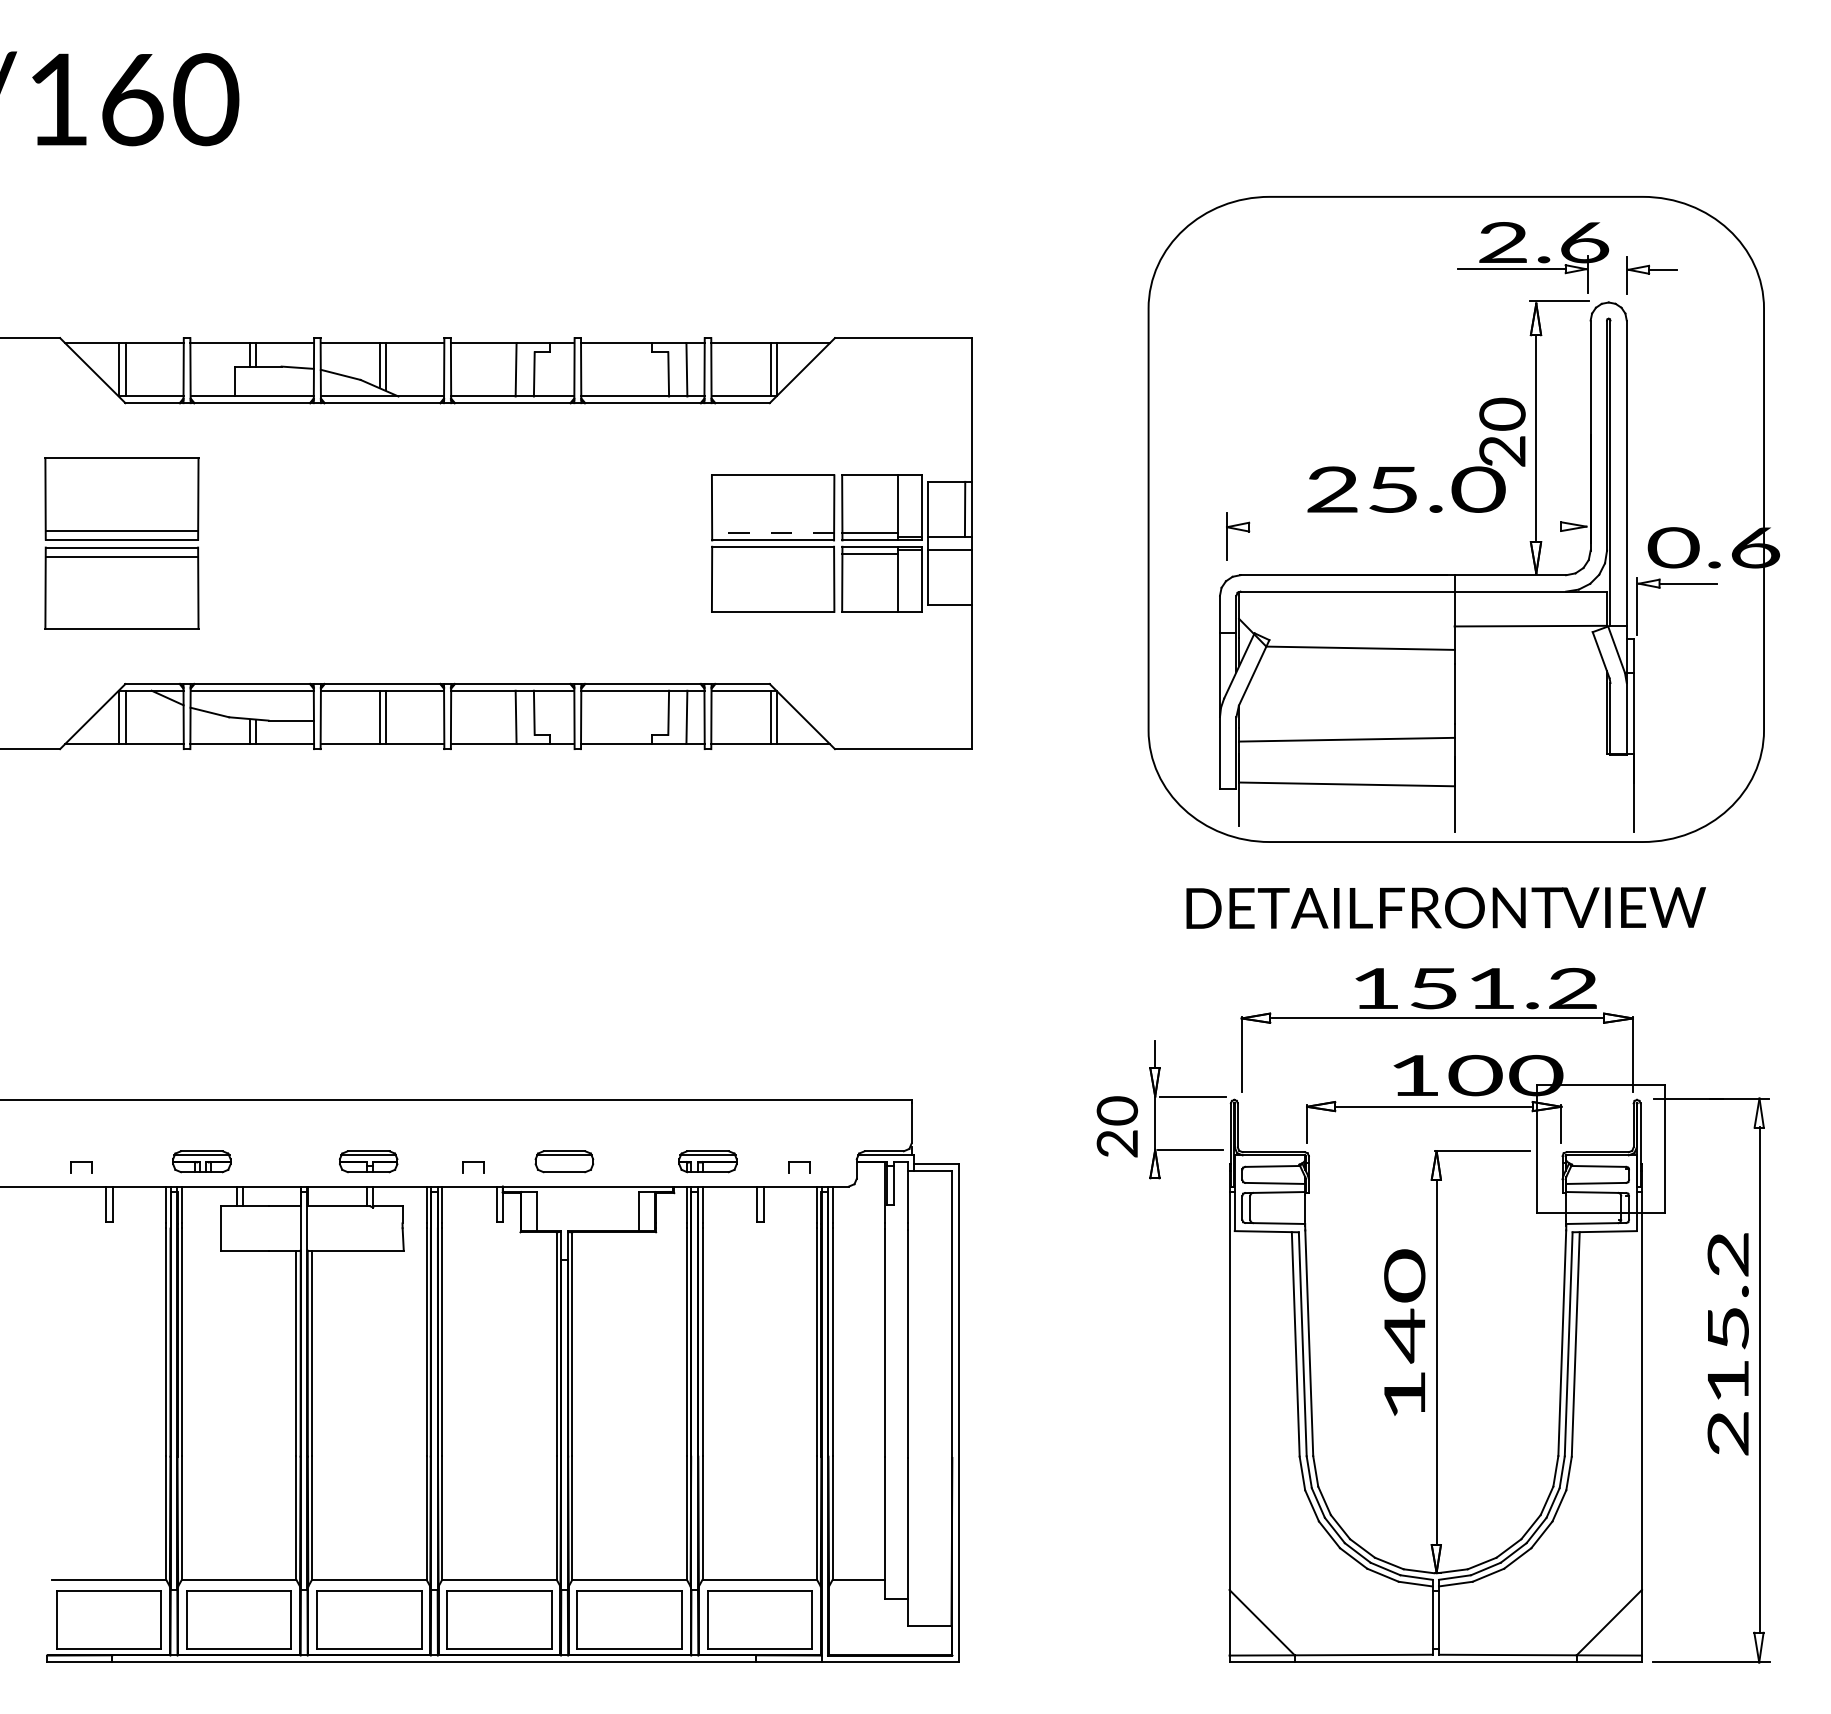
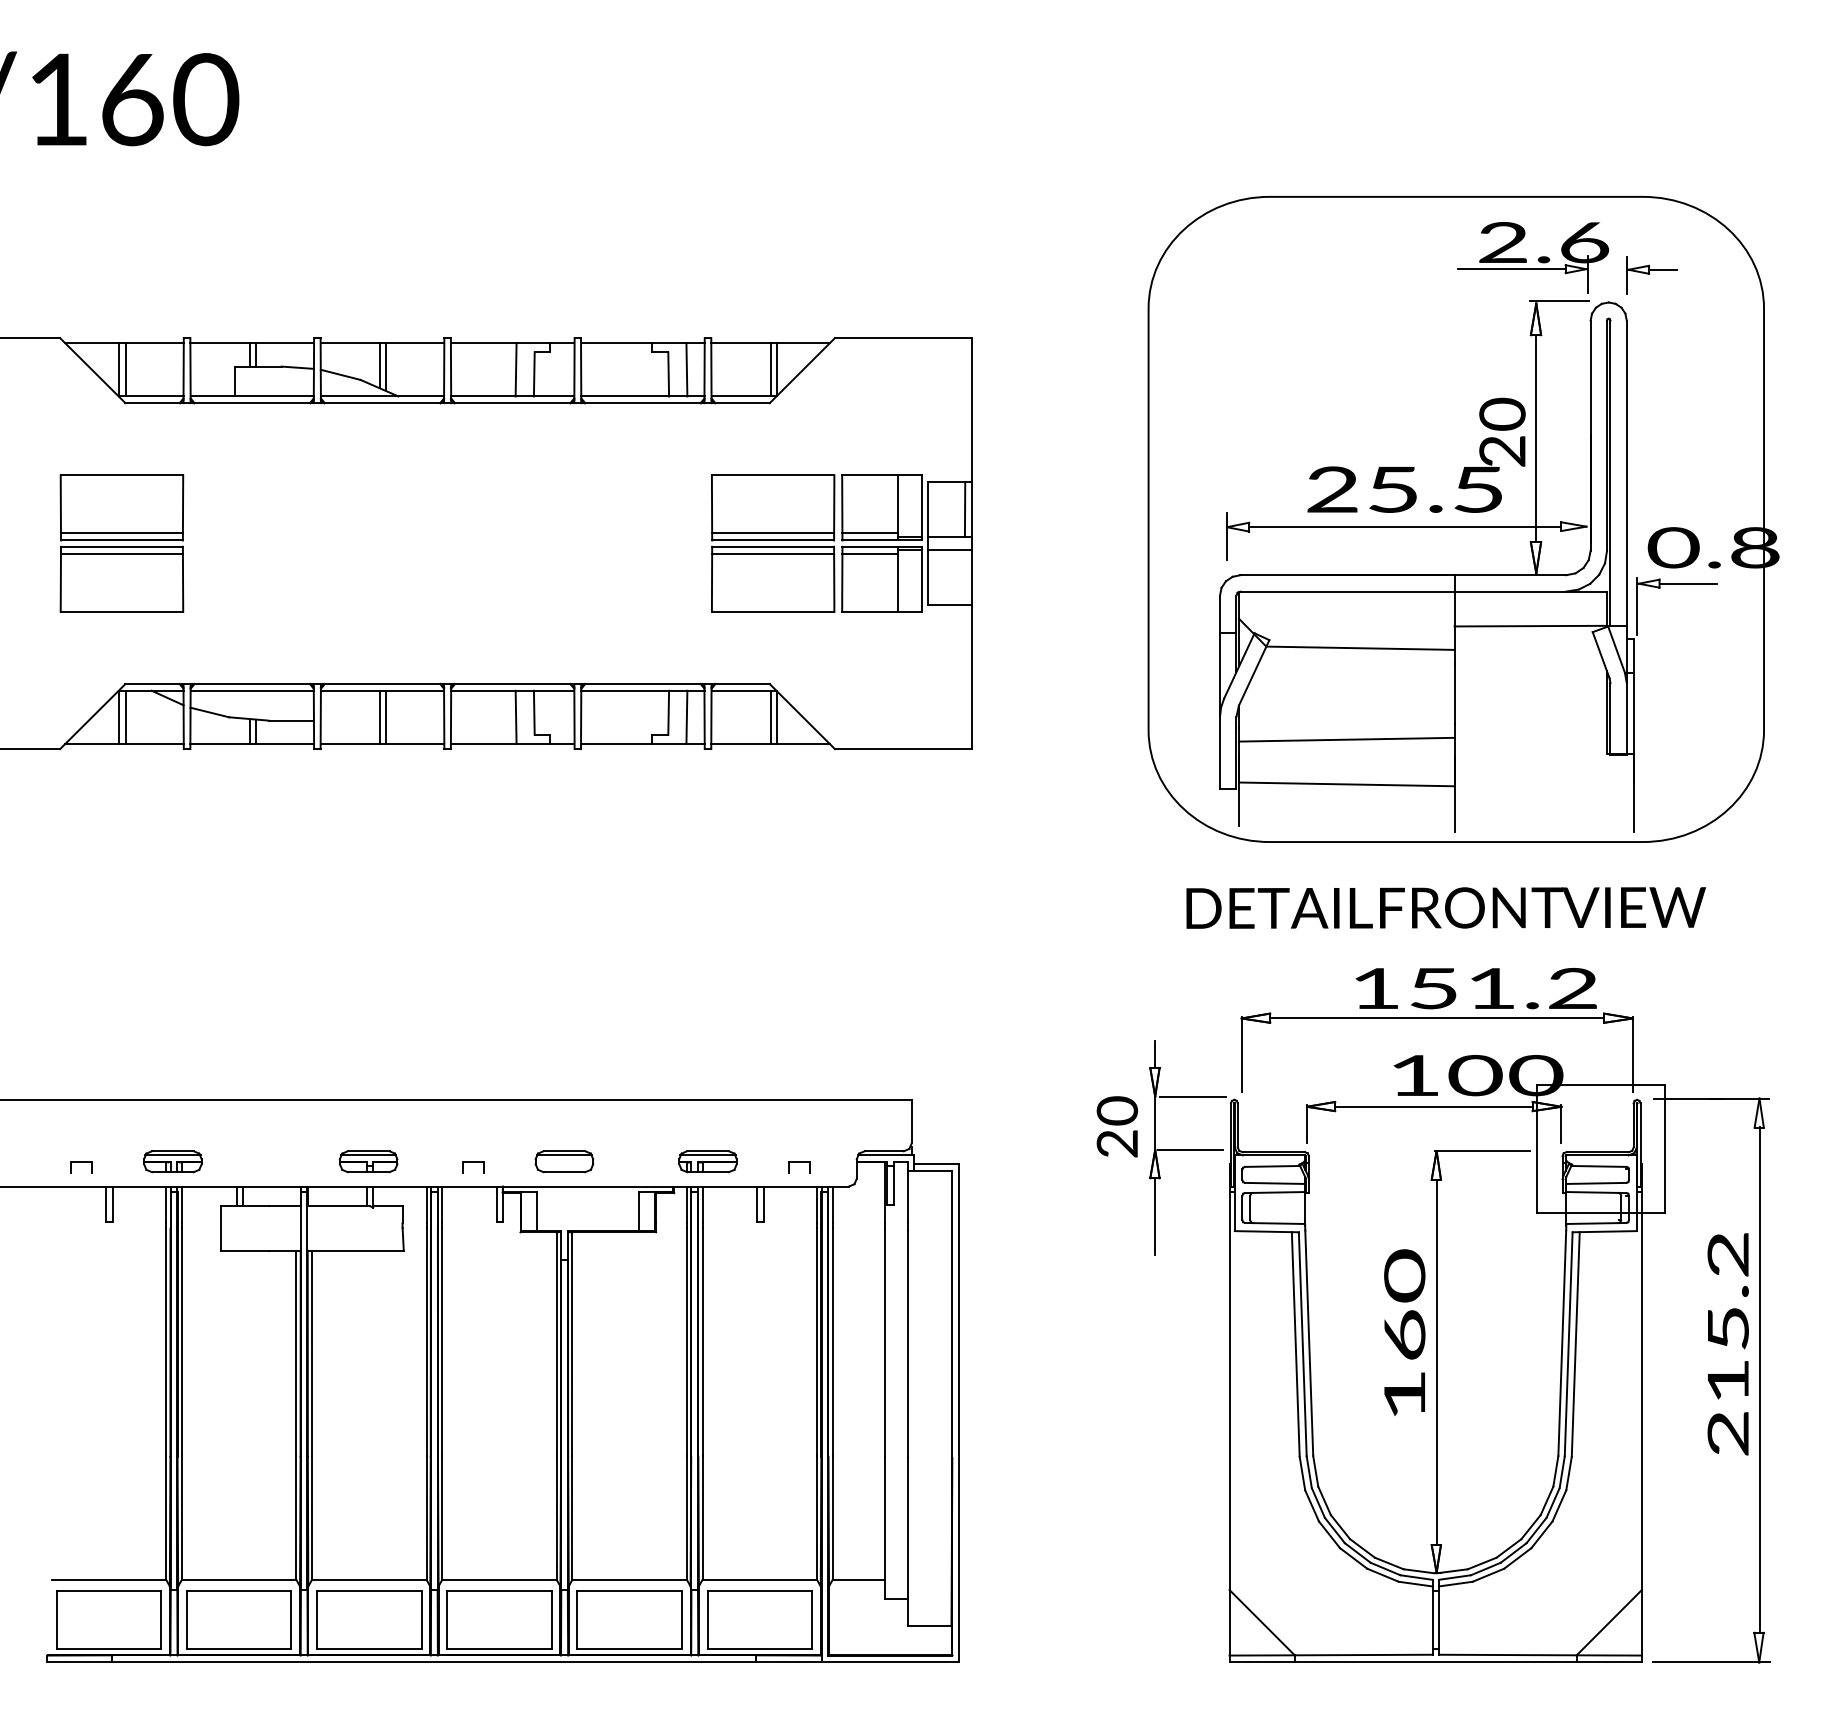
text: 25.0 -> 25.5 (1478, 489)
line: none -> present (1404, 526)
line: dashed -> solid (773, 533)
part size: 156x173 px -> 126x139 px (121, 543)
text: 0.6 -> 0.8 (1755, 547)
line: none -> present (773, 553)
part position: (201, 1161) -> (172, 1161) (172, 1161)
line: none -> present (1155, 1216)
text: 140 -> 160 (1404, 1335)
